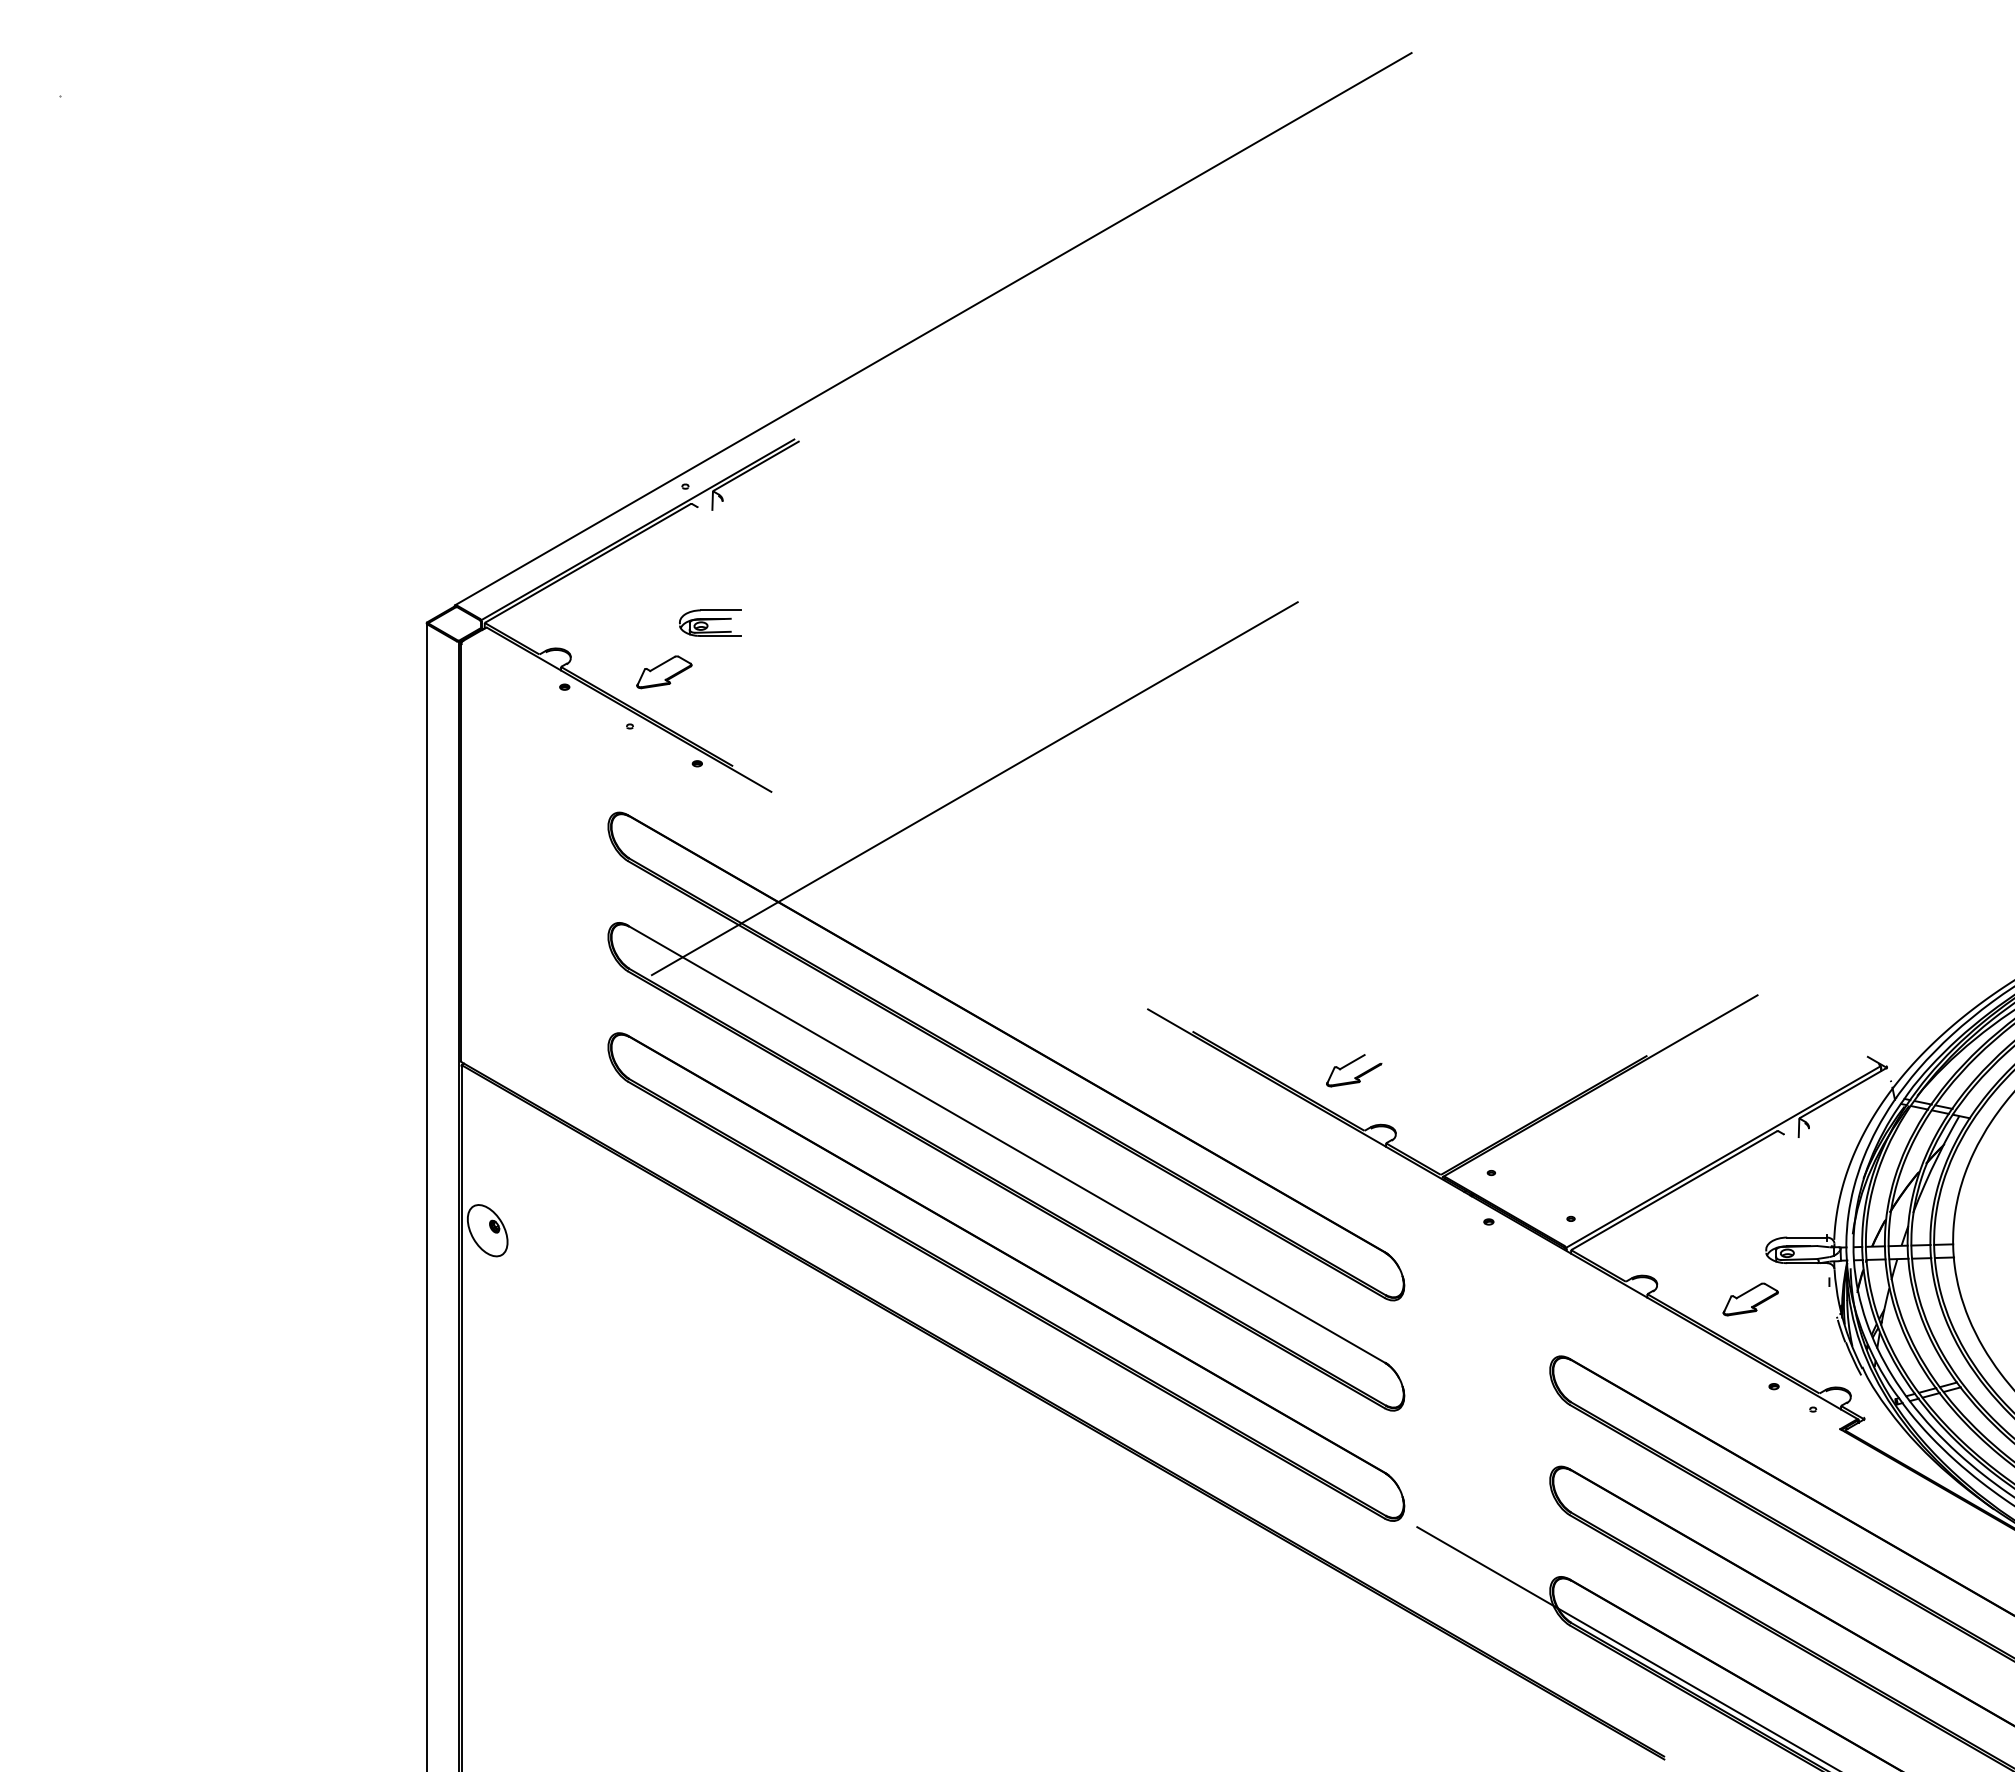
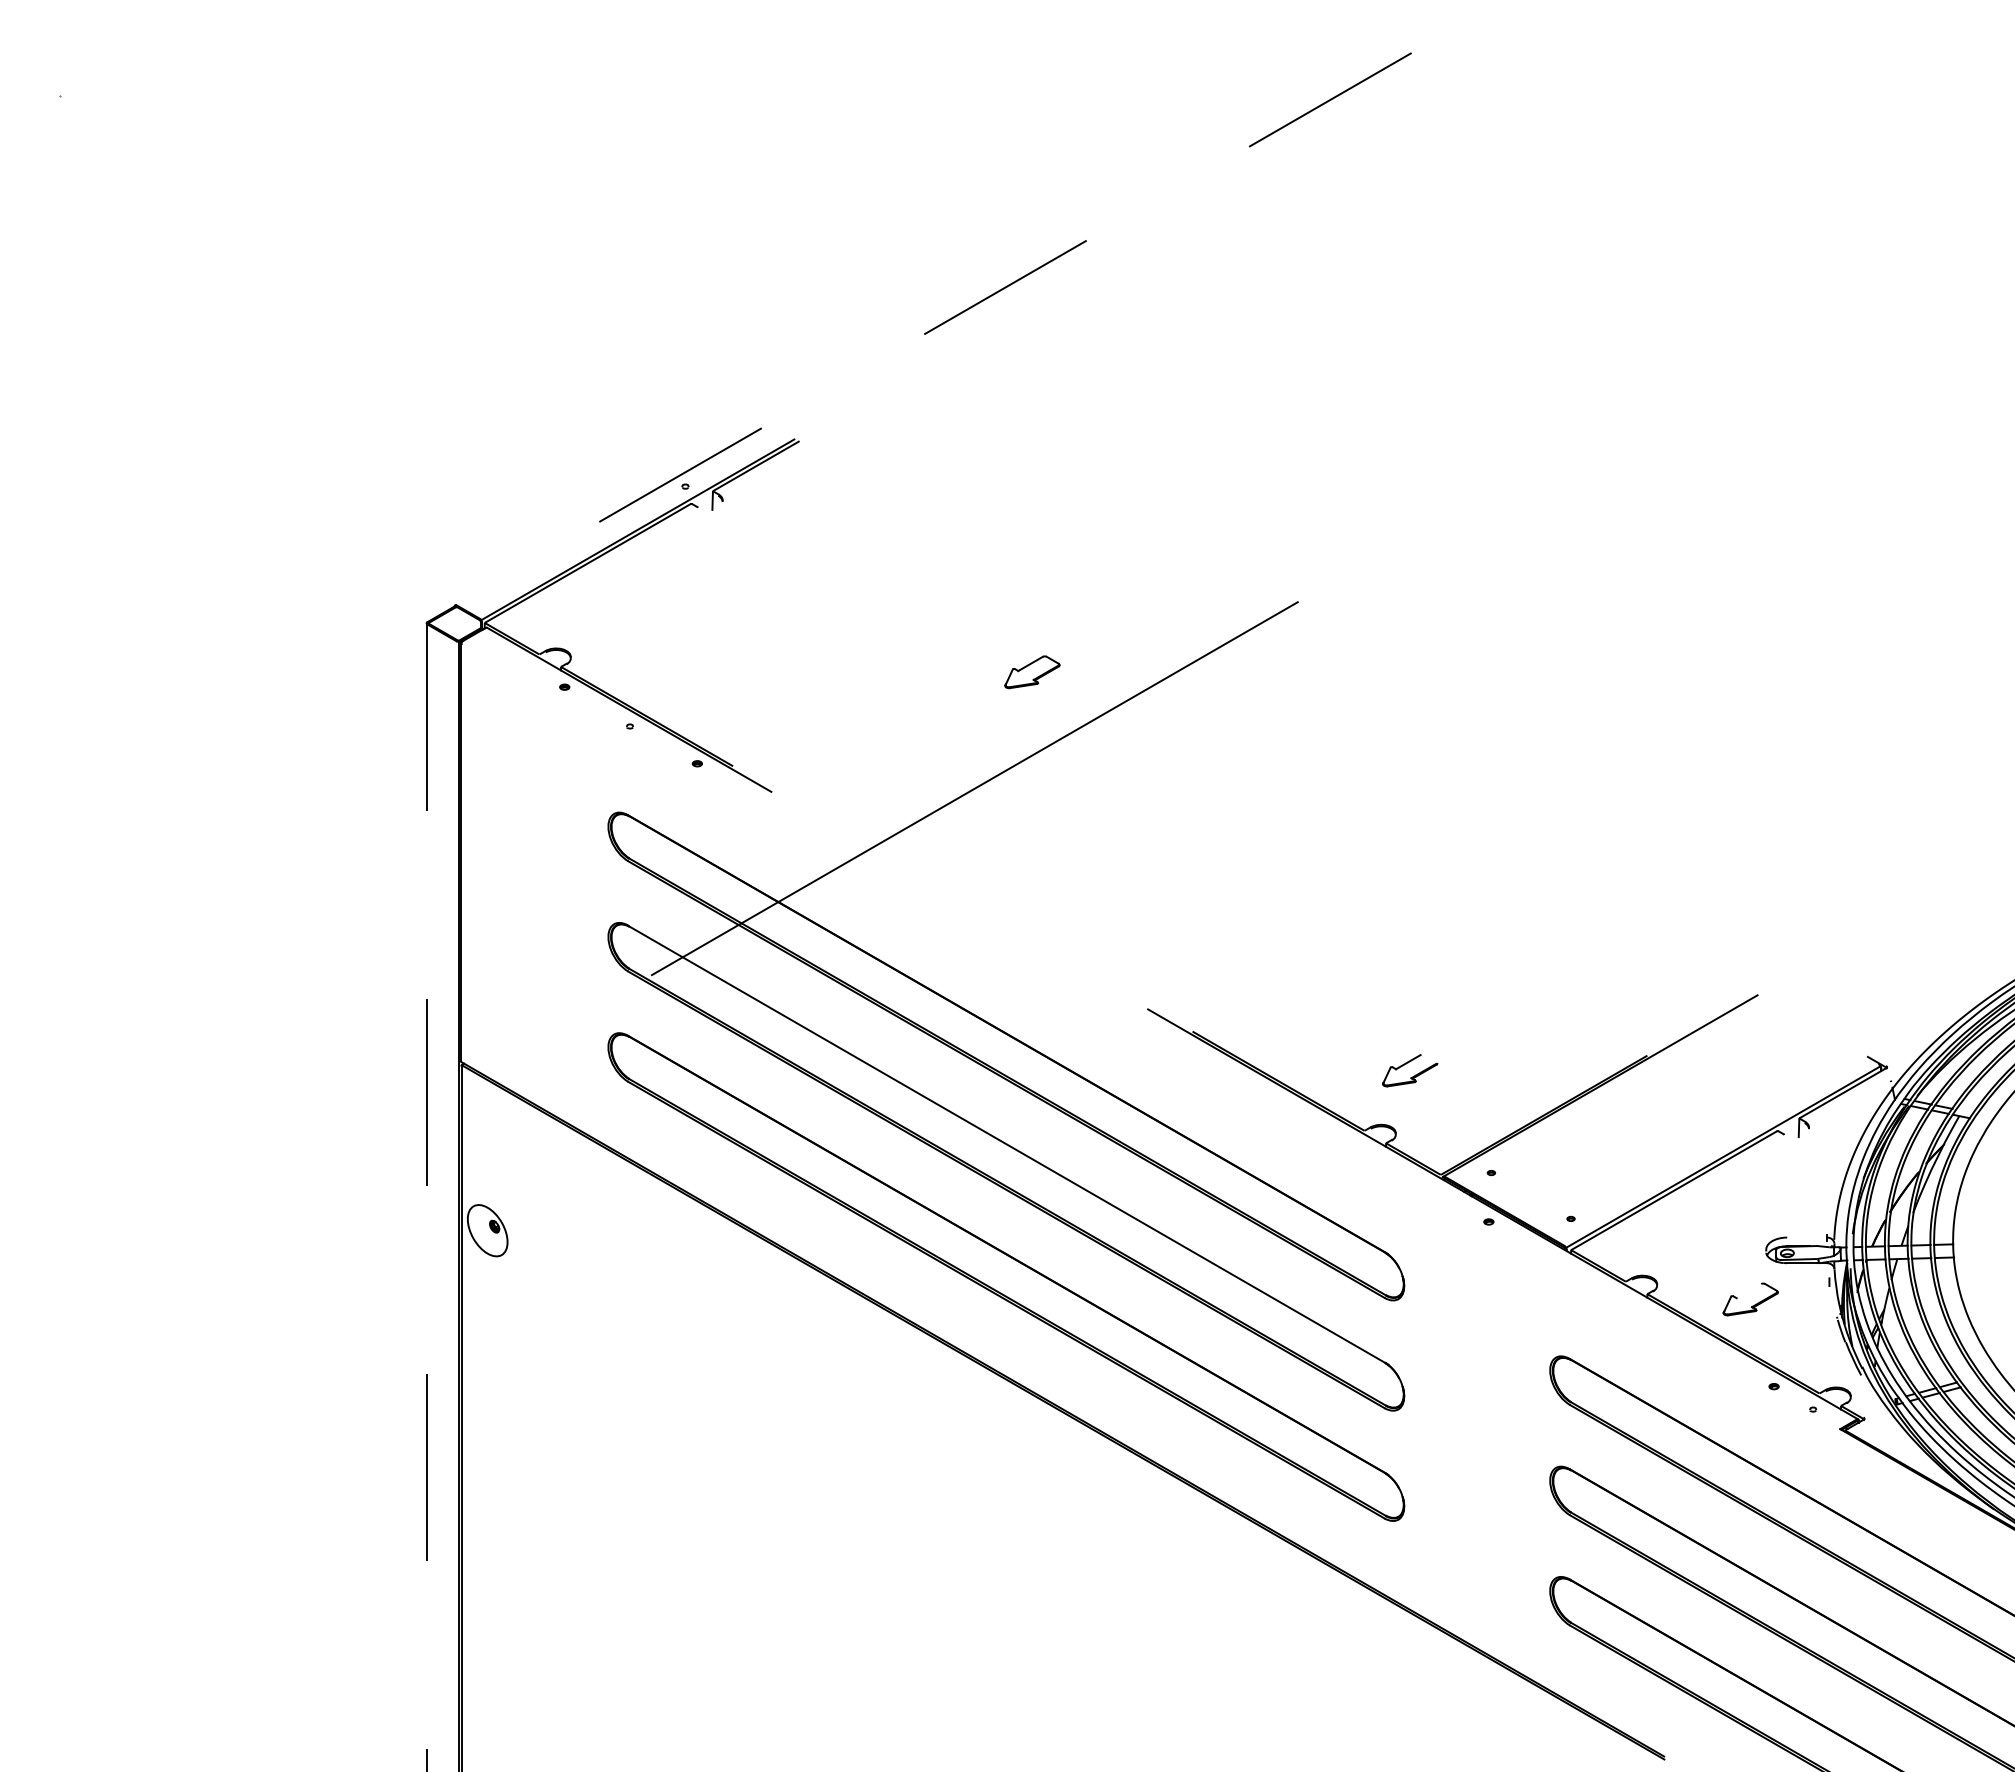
line: solid -> dashed (932, 329)
part: present -> none (710, 622)
part position: (664, 672) -> (1032, 672) (1032, 672)
part position: (1354, 1070) -> (1410, 1070) (1410, 1070)
line: solid -> dashed (426, 1197)
line: present -> none (1807, 1237)
line: present -> none (1748, 1291)
line: present -> none (1626, 1647)
